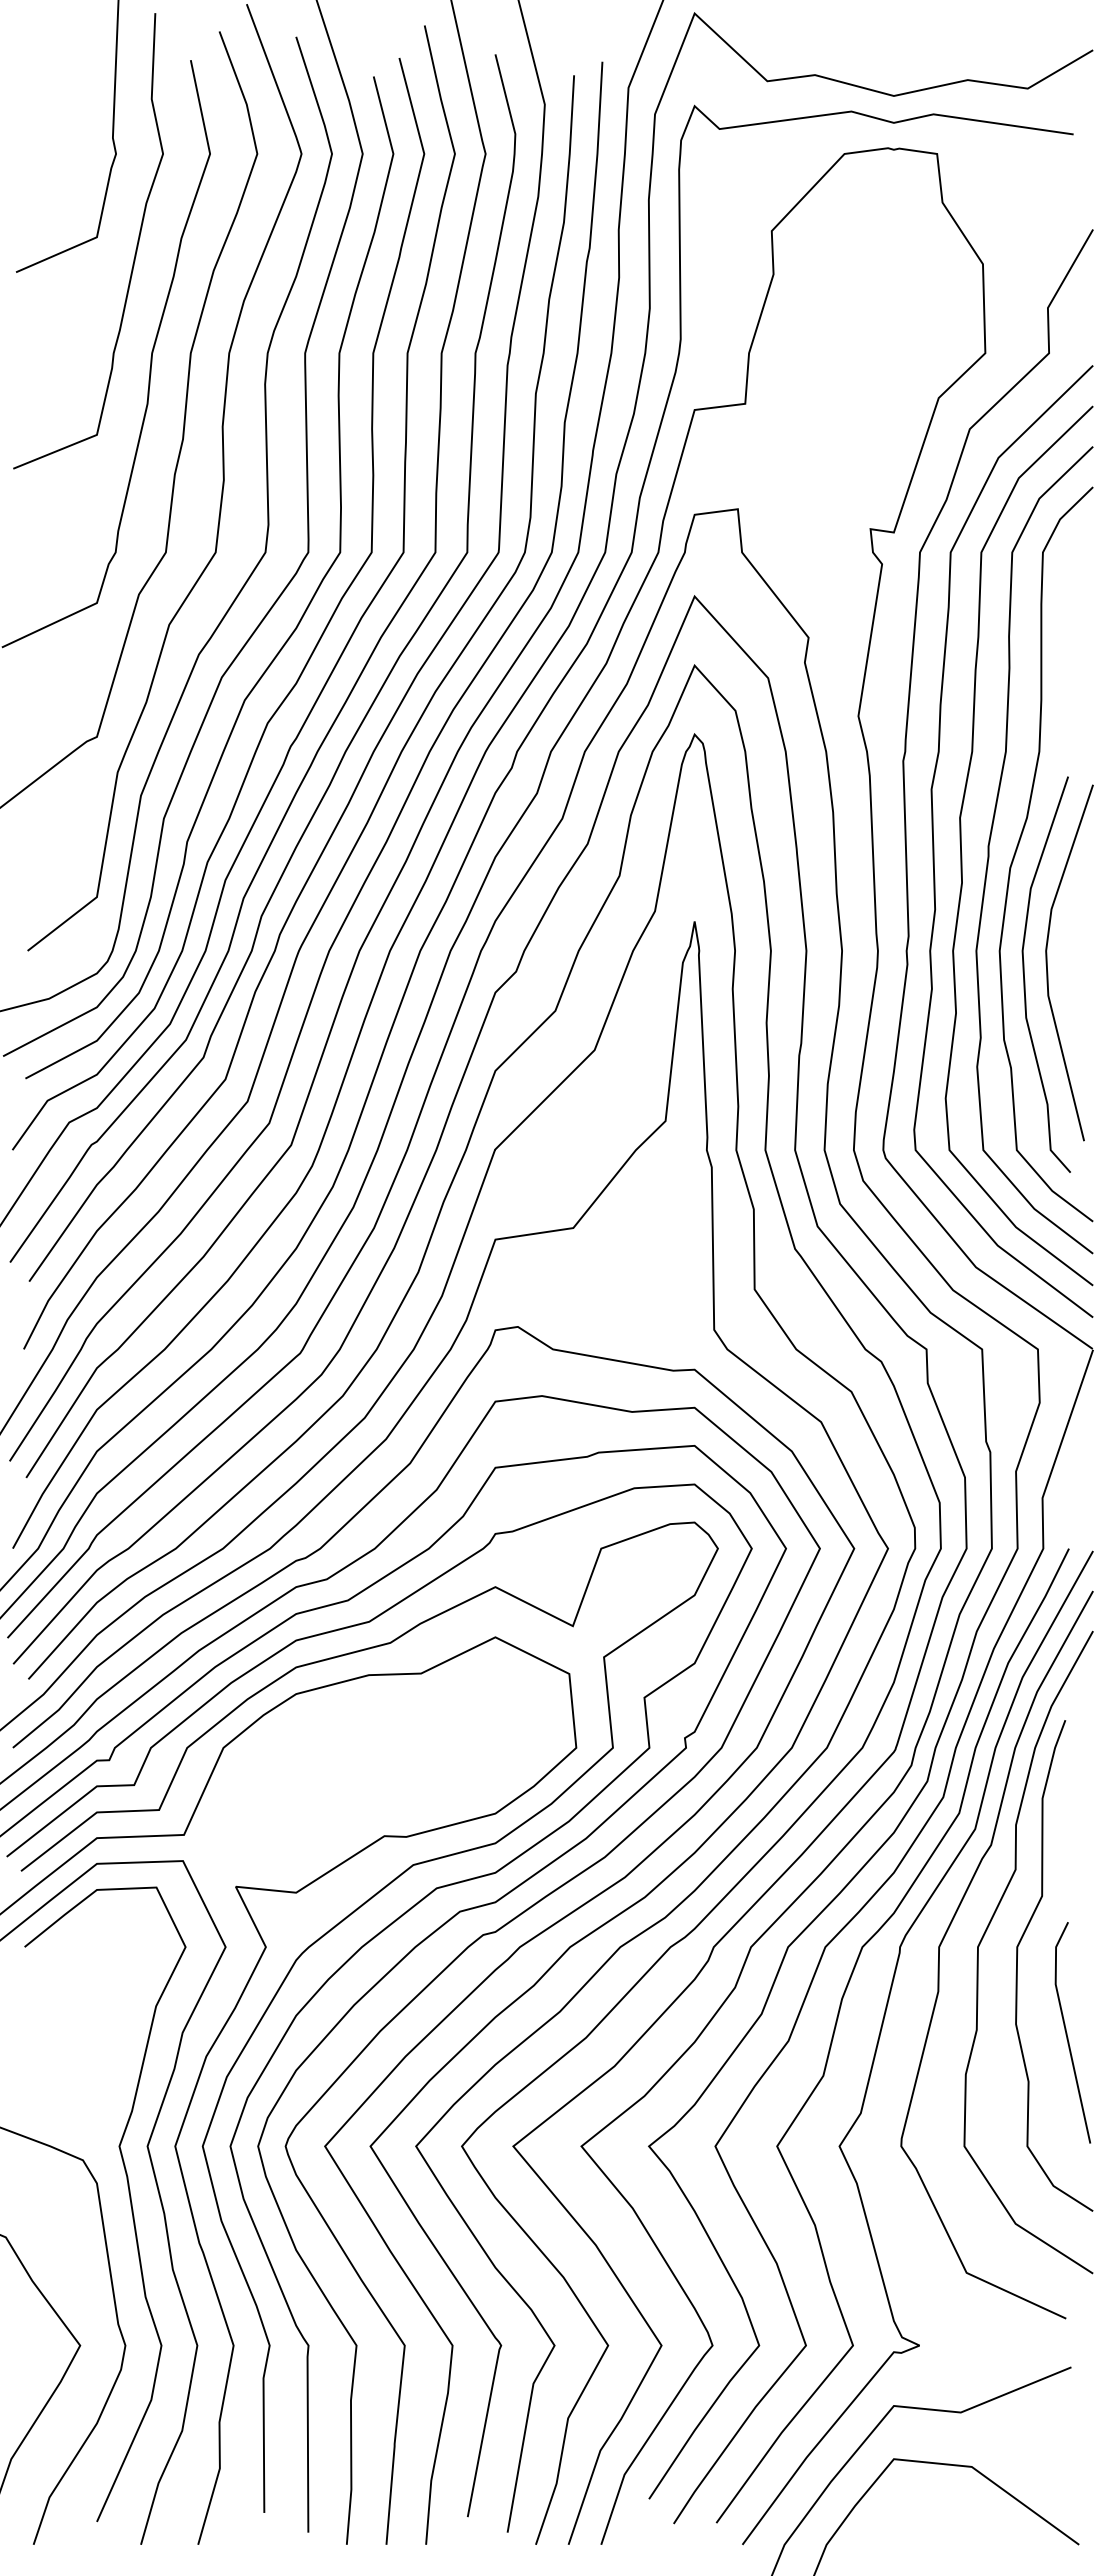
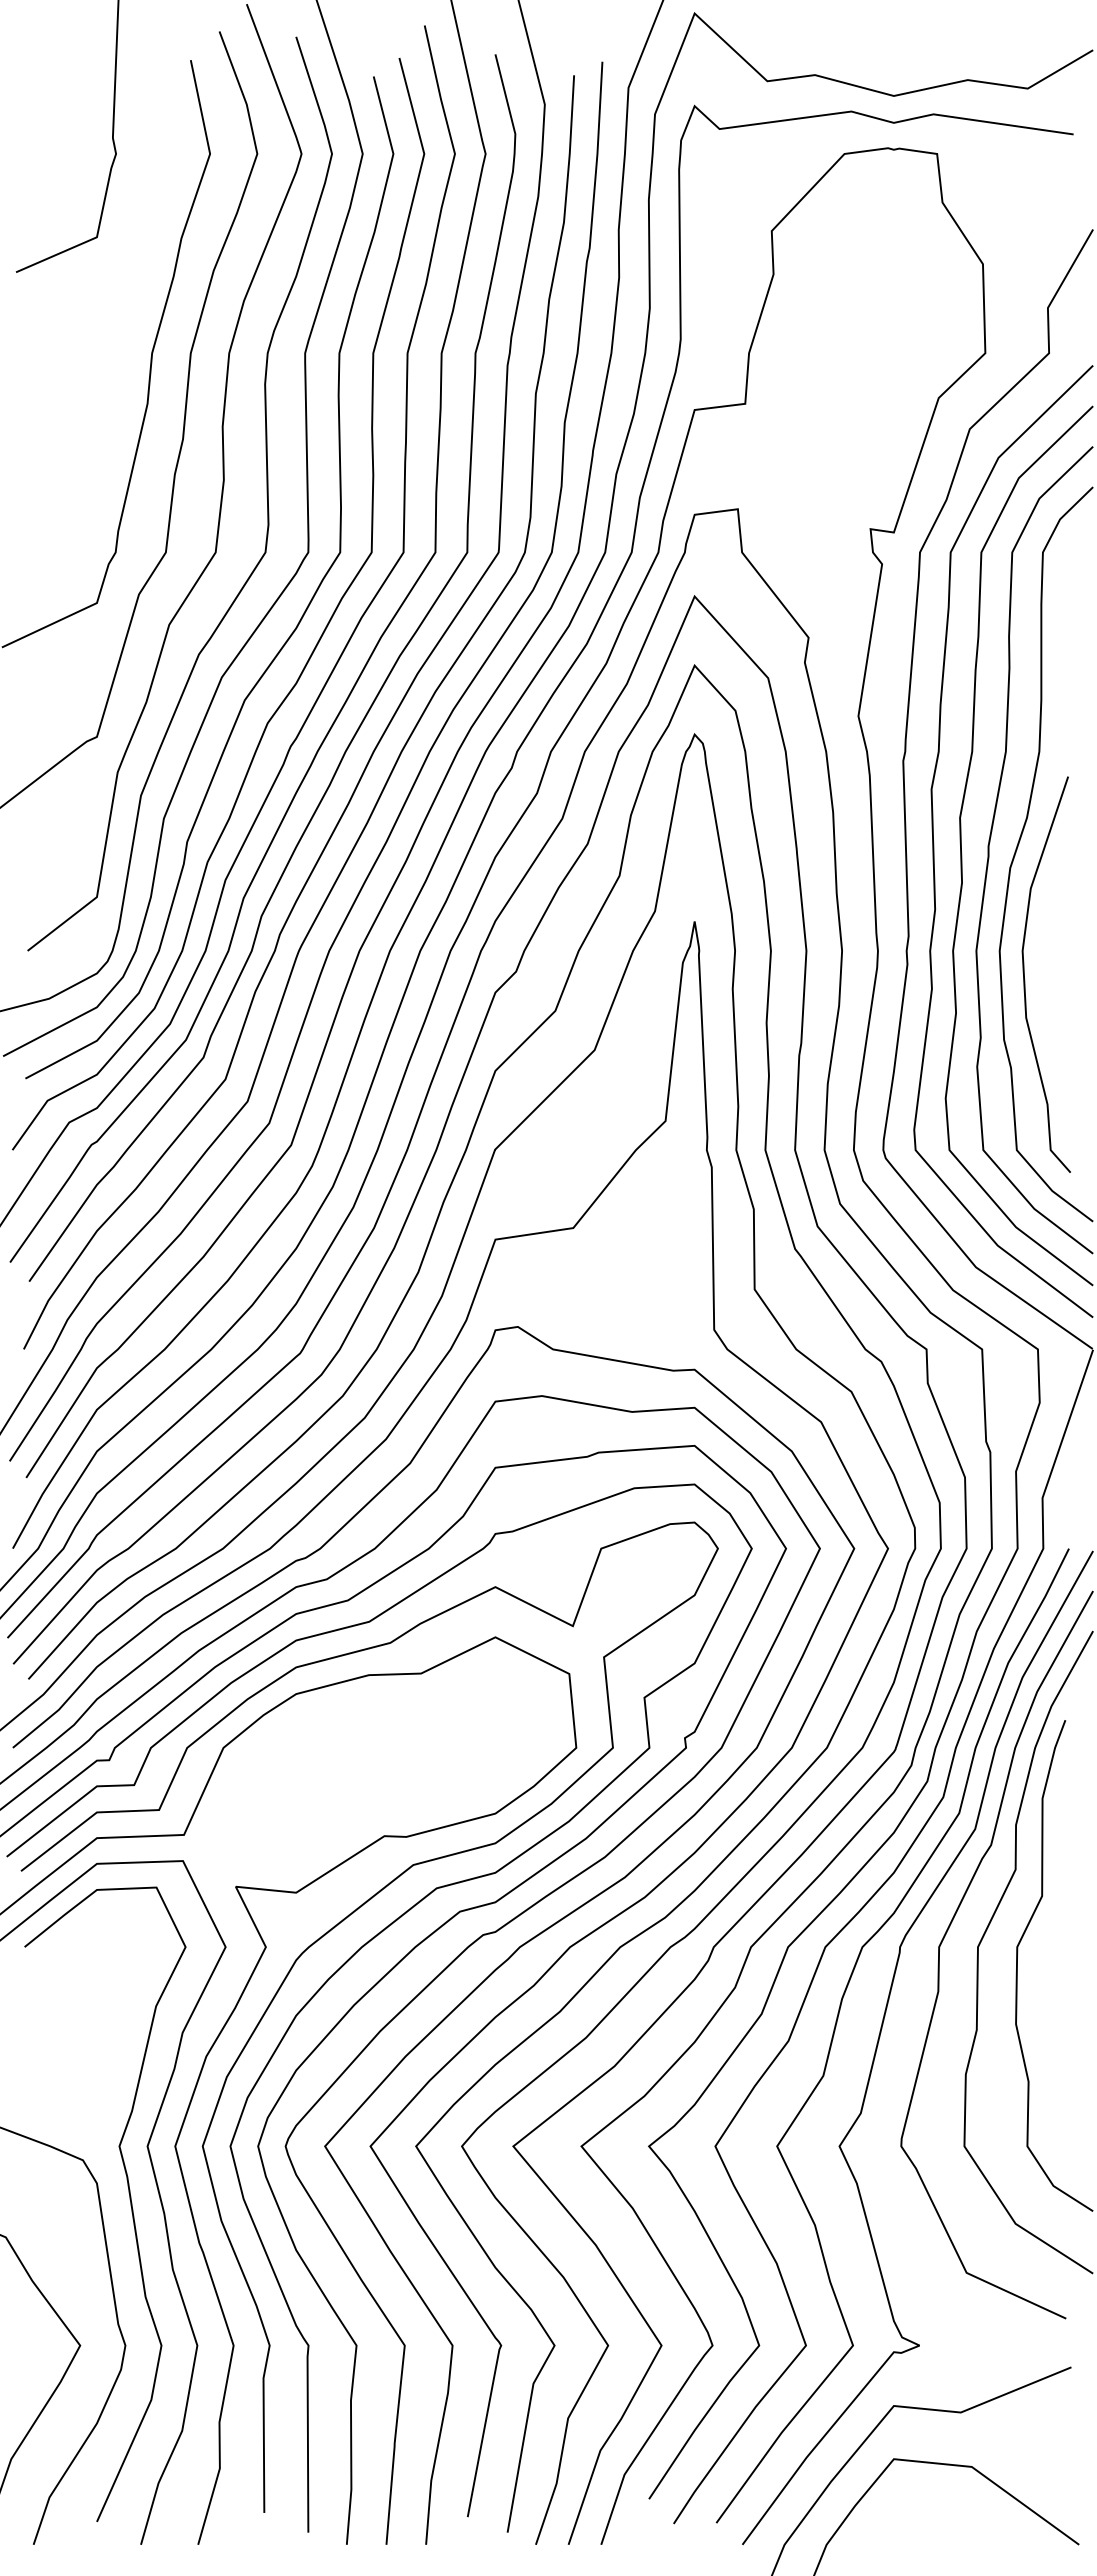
curve: present -> none (135, 249)
line: present -> none (1047, 962)
line: present -> none (1067, 2032)
